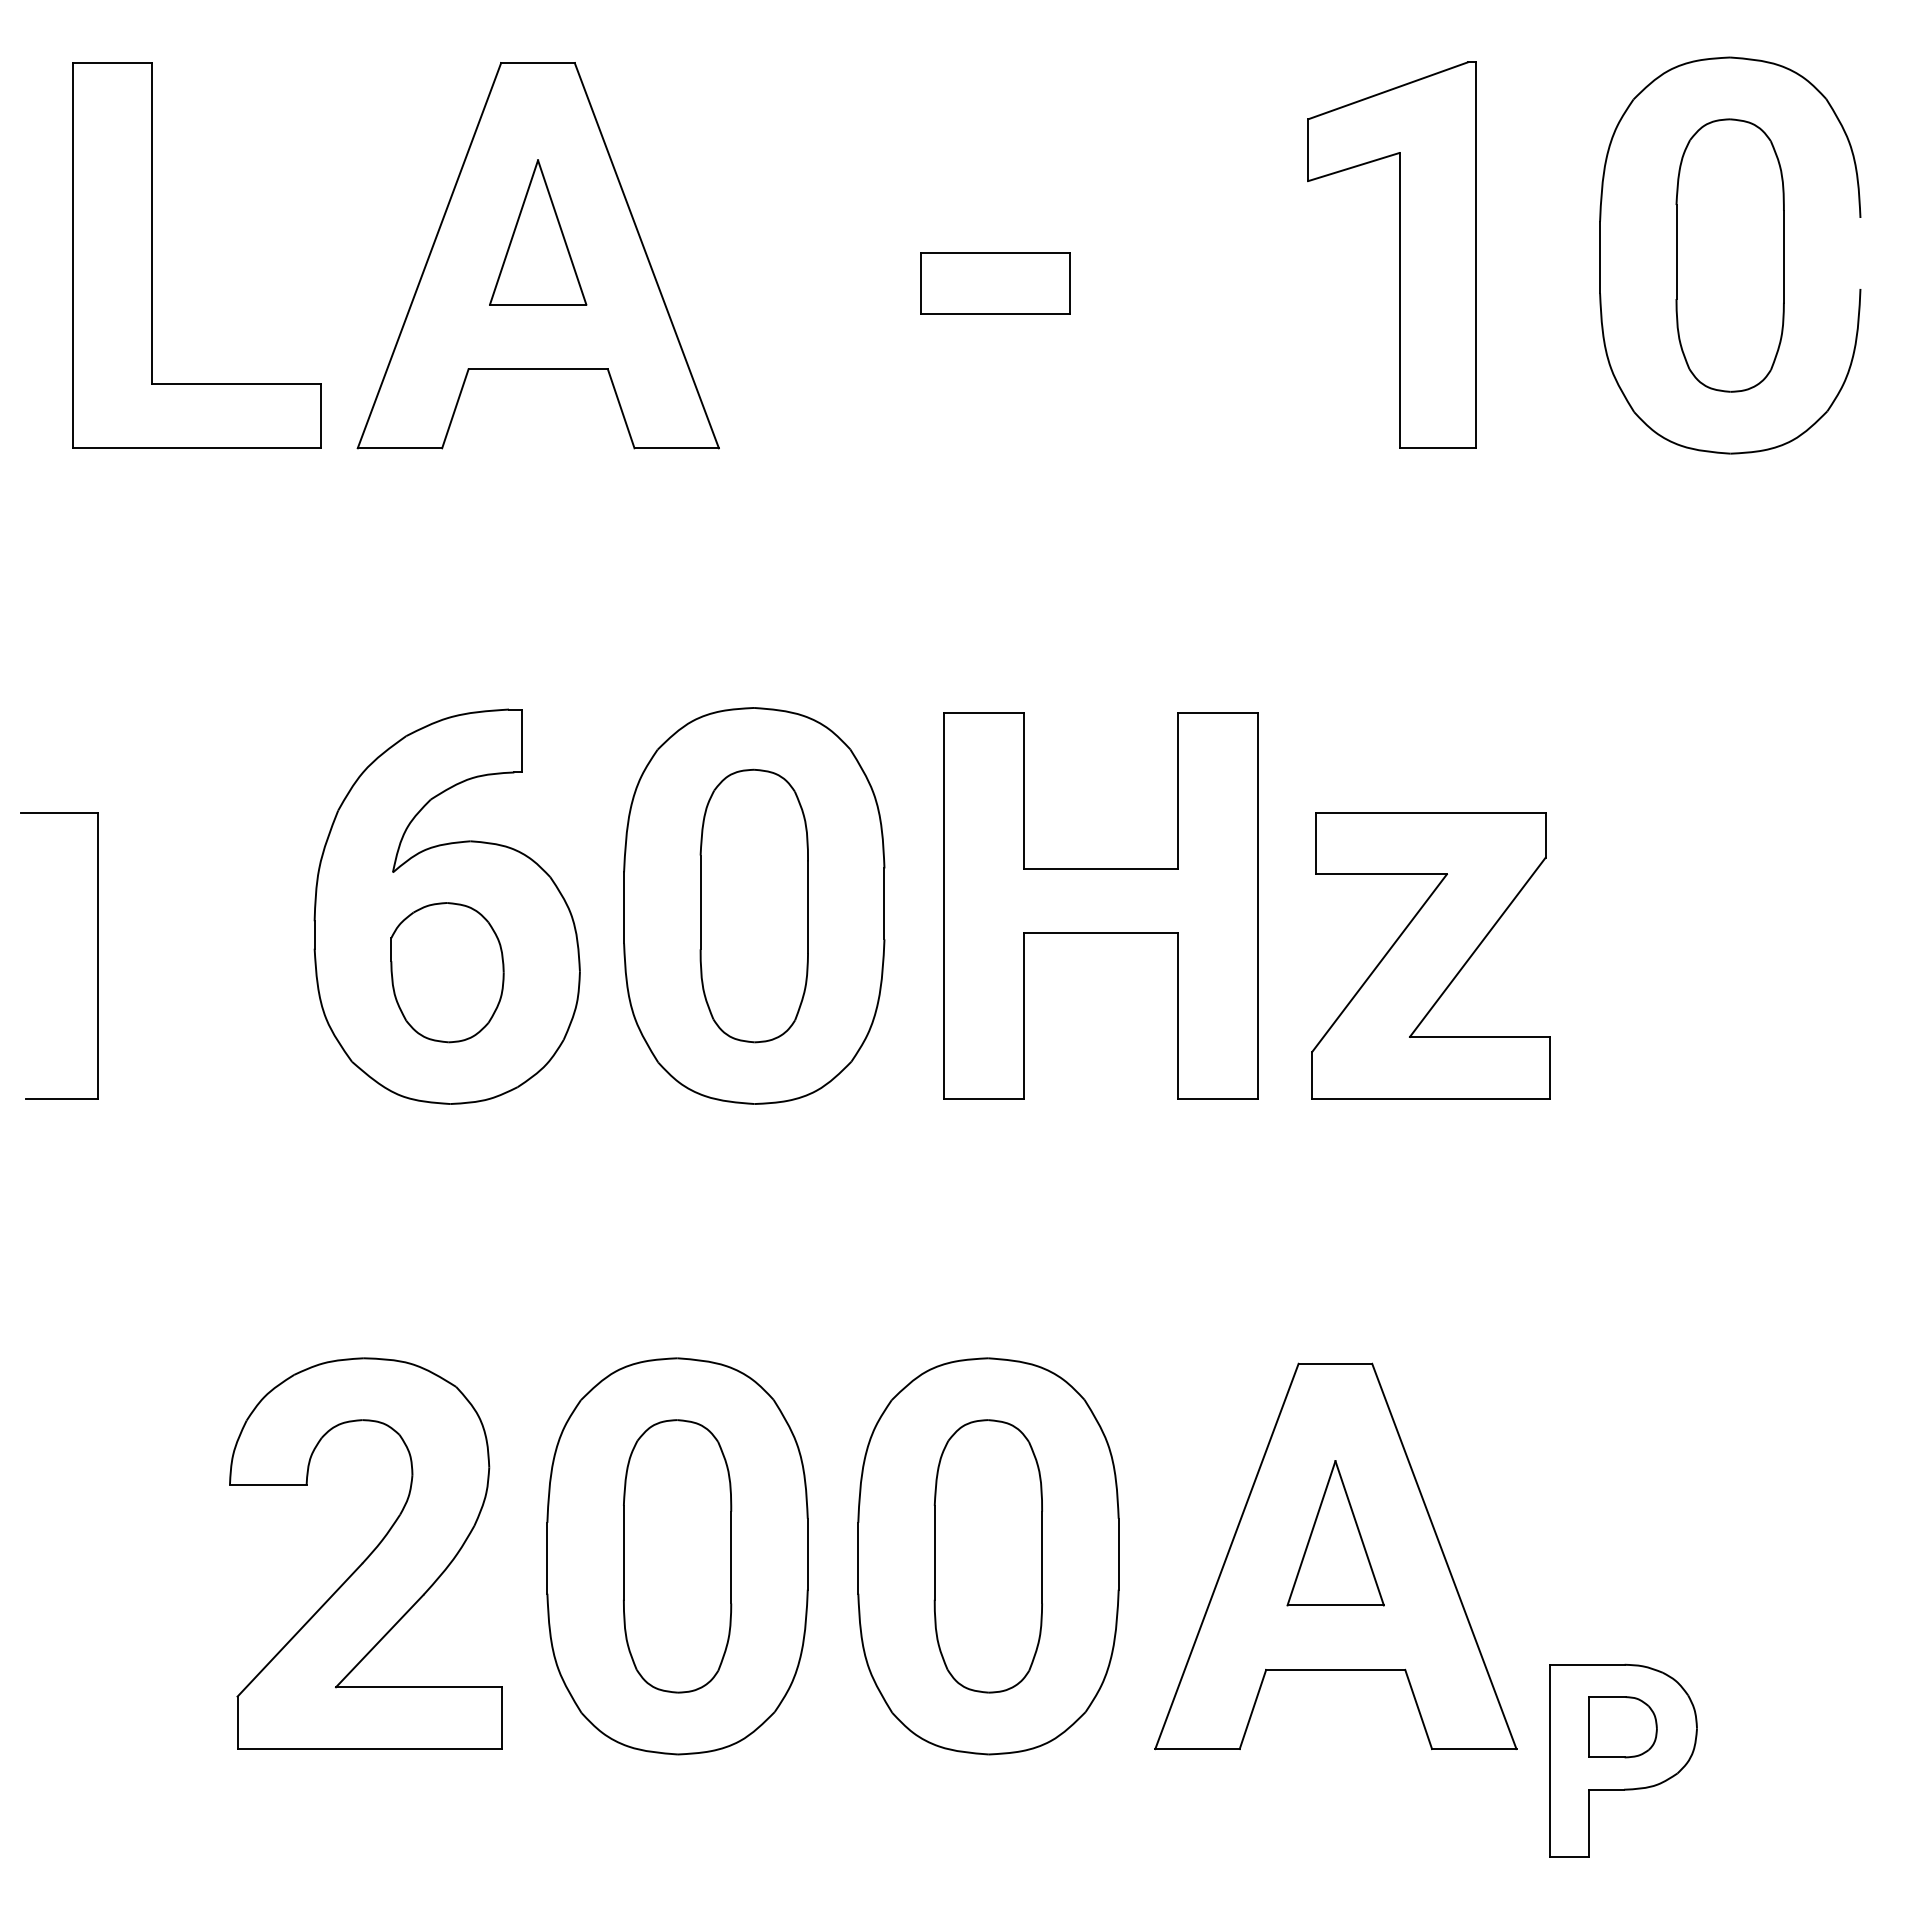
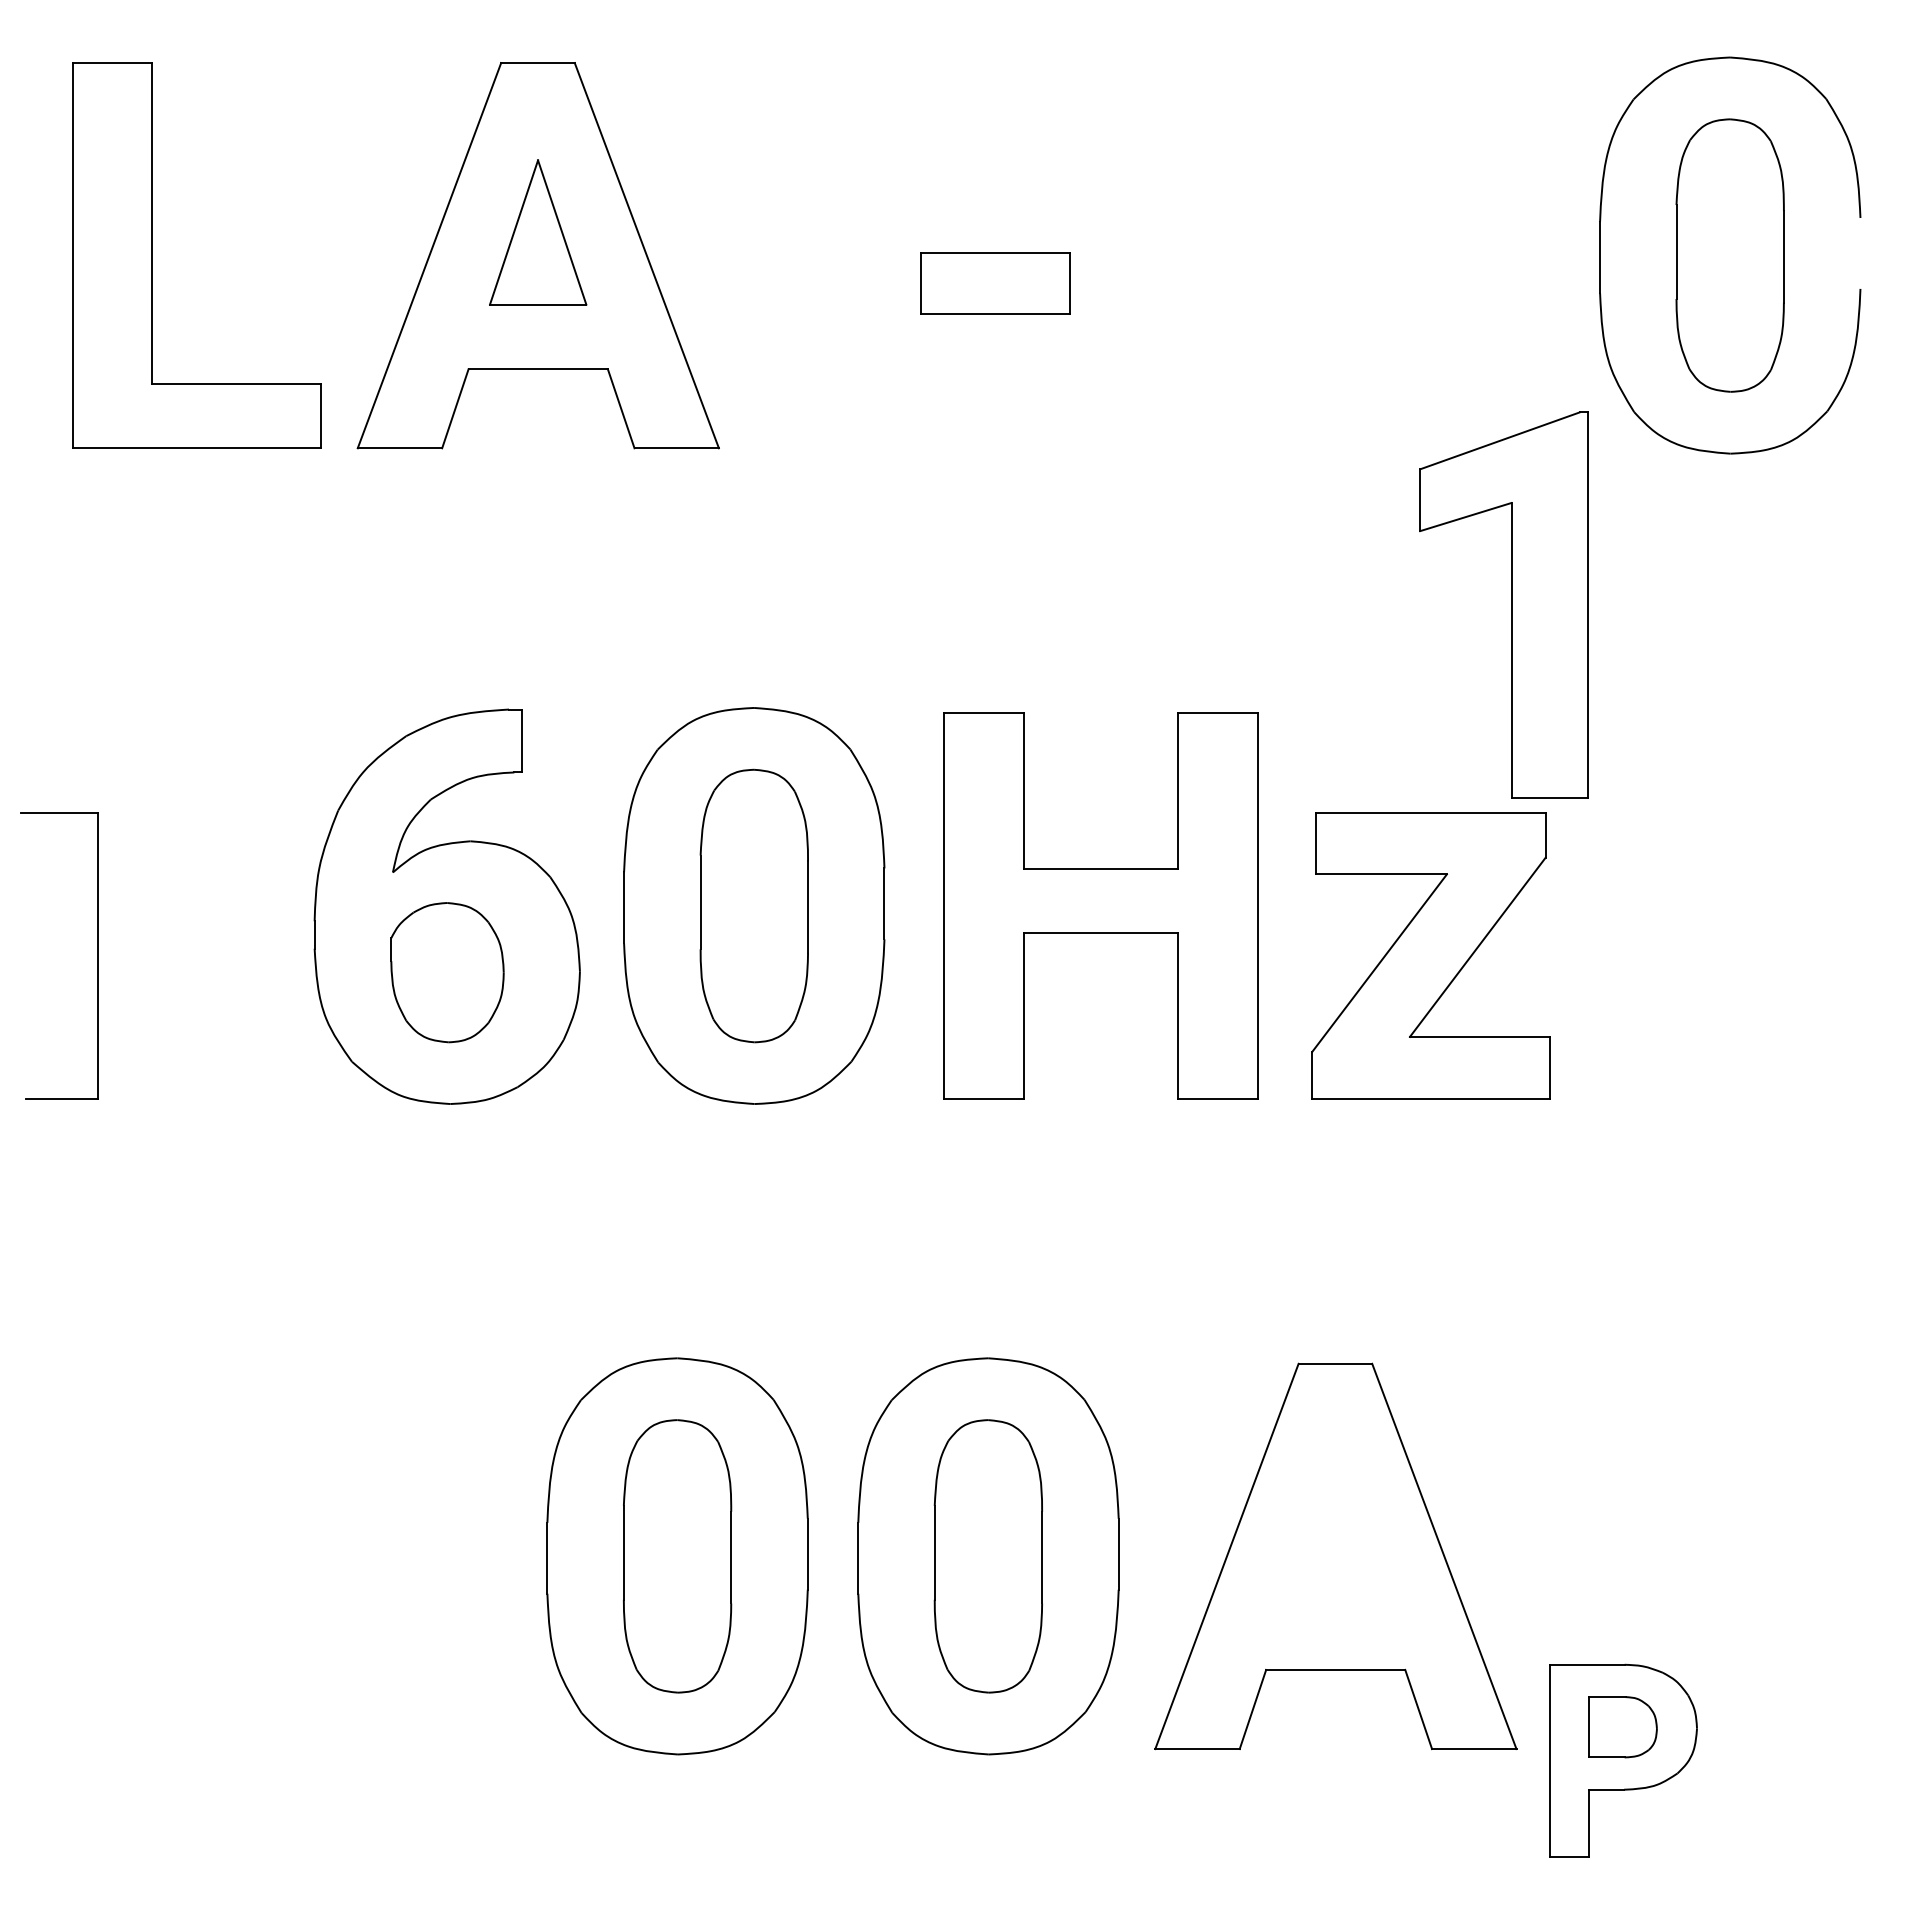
part position: (1399, 254) -> (1511, 604) (1511, 604)
part: present -> none (1335, 1533)
part: present -> none (365, 1553)
